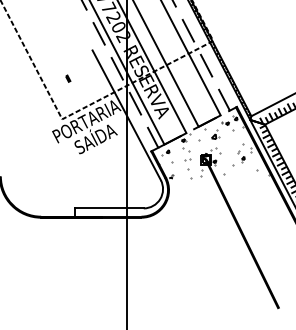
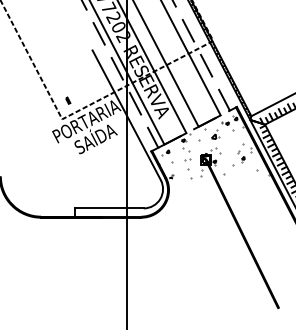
part position: (68, 78) -> (68, 100) (68, 100)
